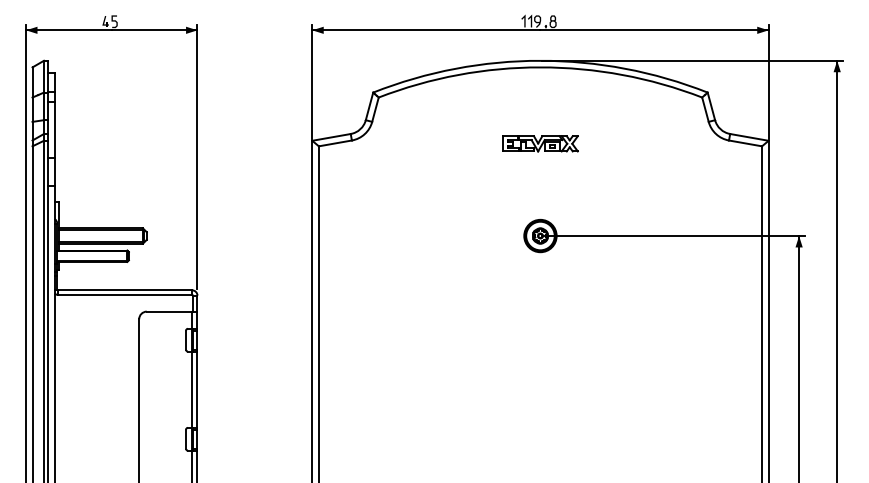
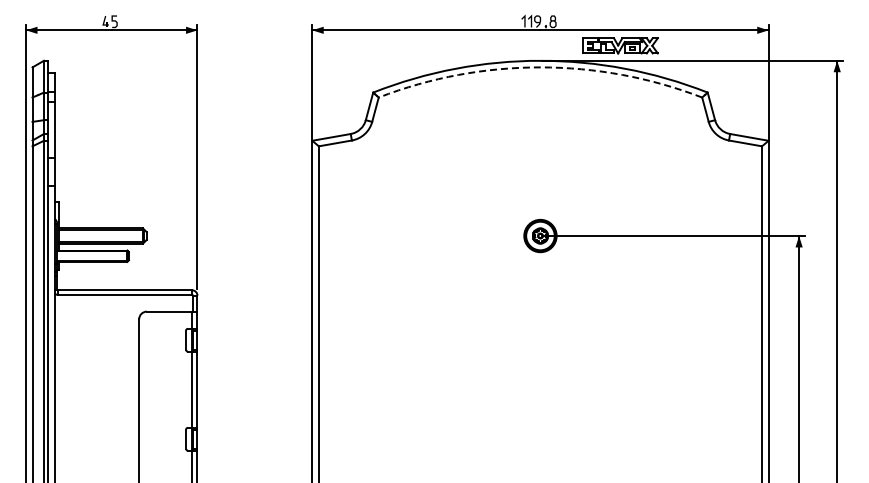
arc: solid -> dashed (540, 67)
part position: (540, 143) -> (620, 45) (620, 45)
